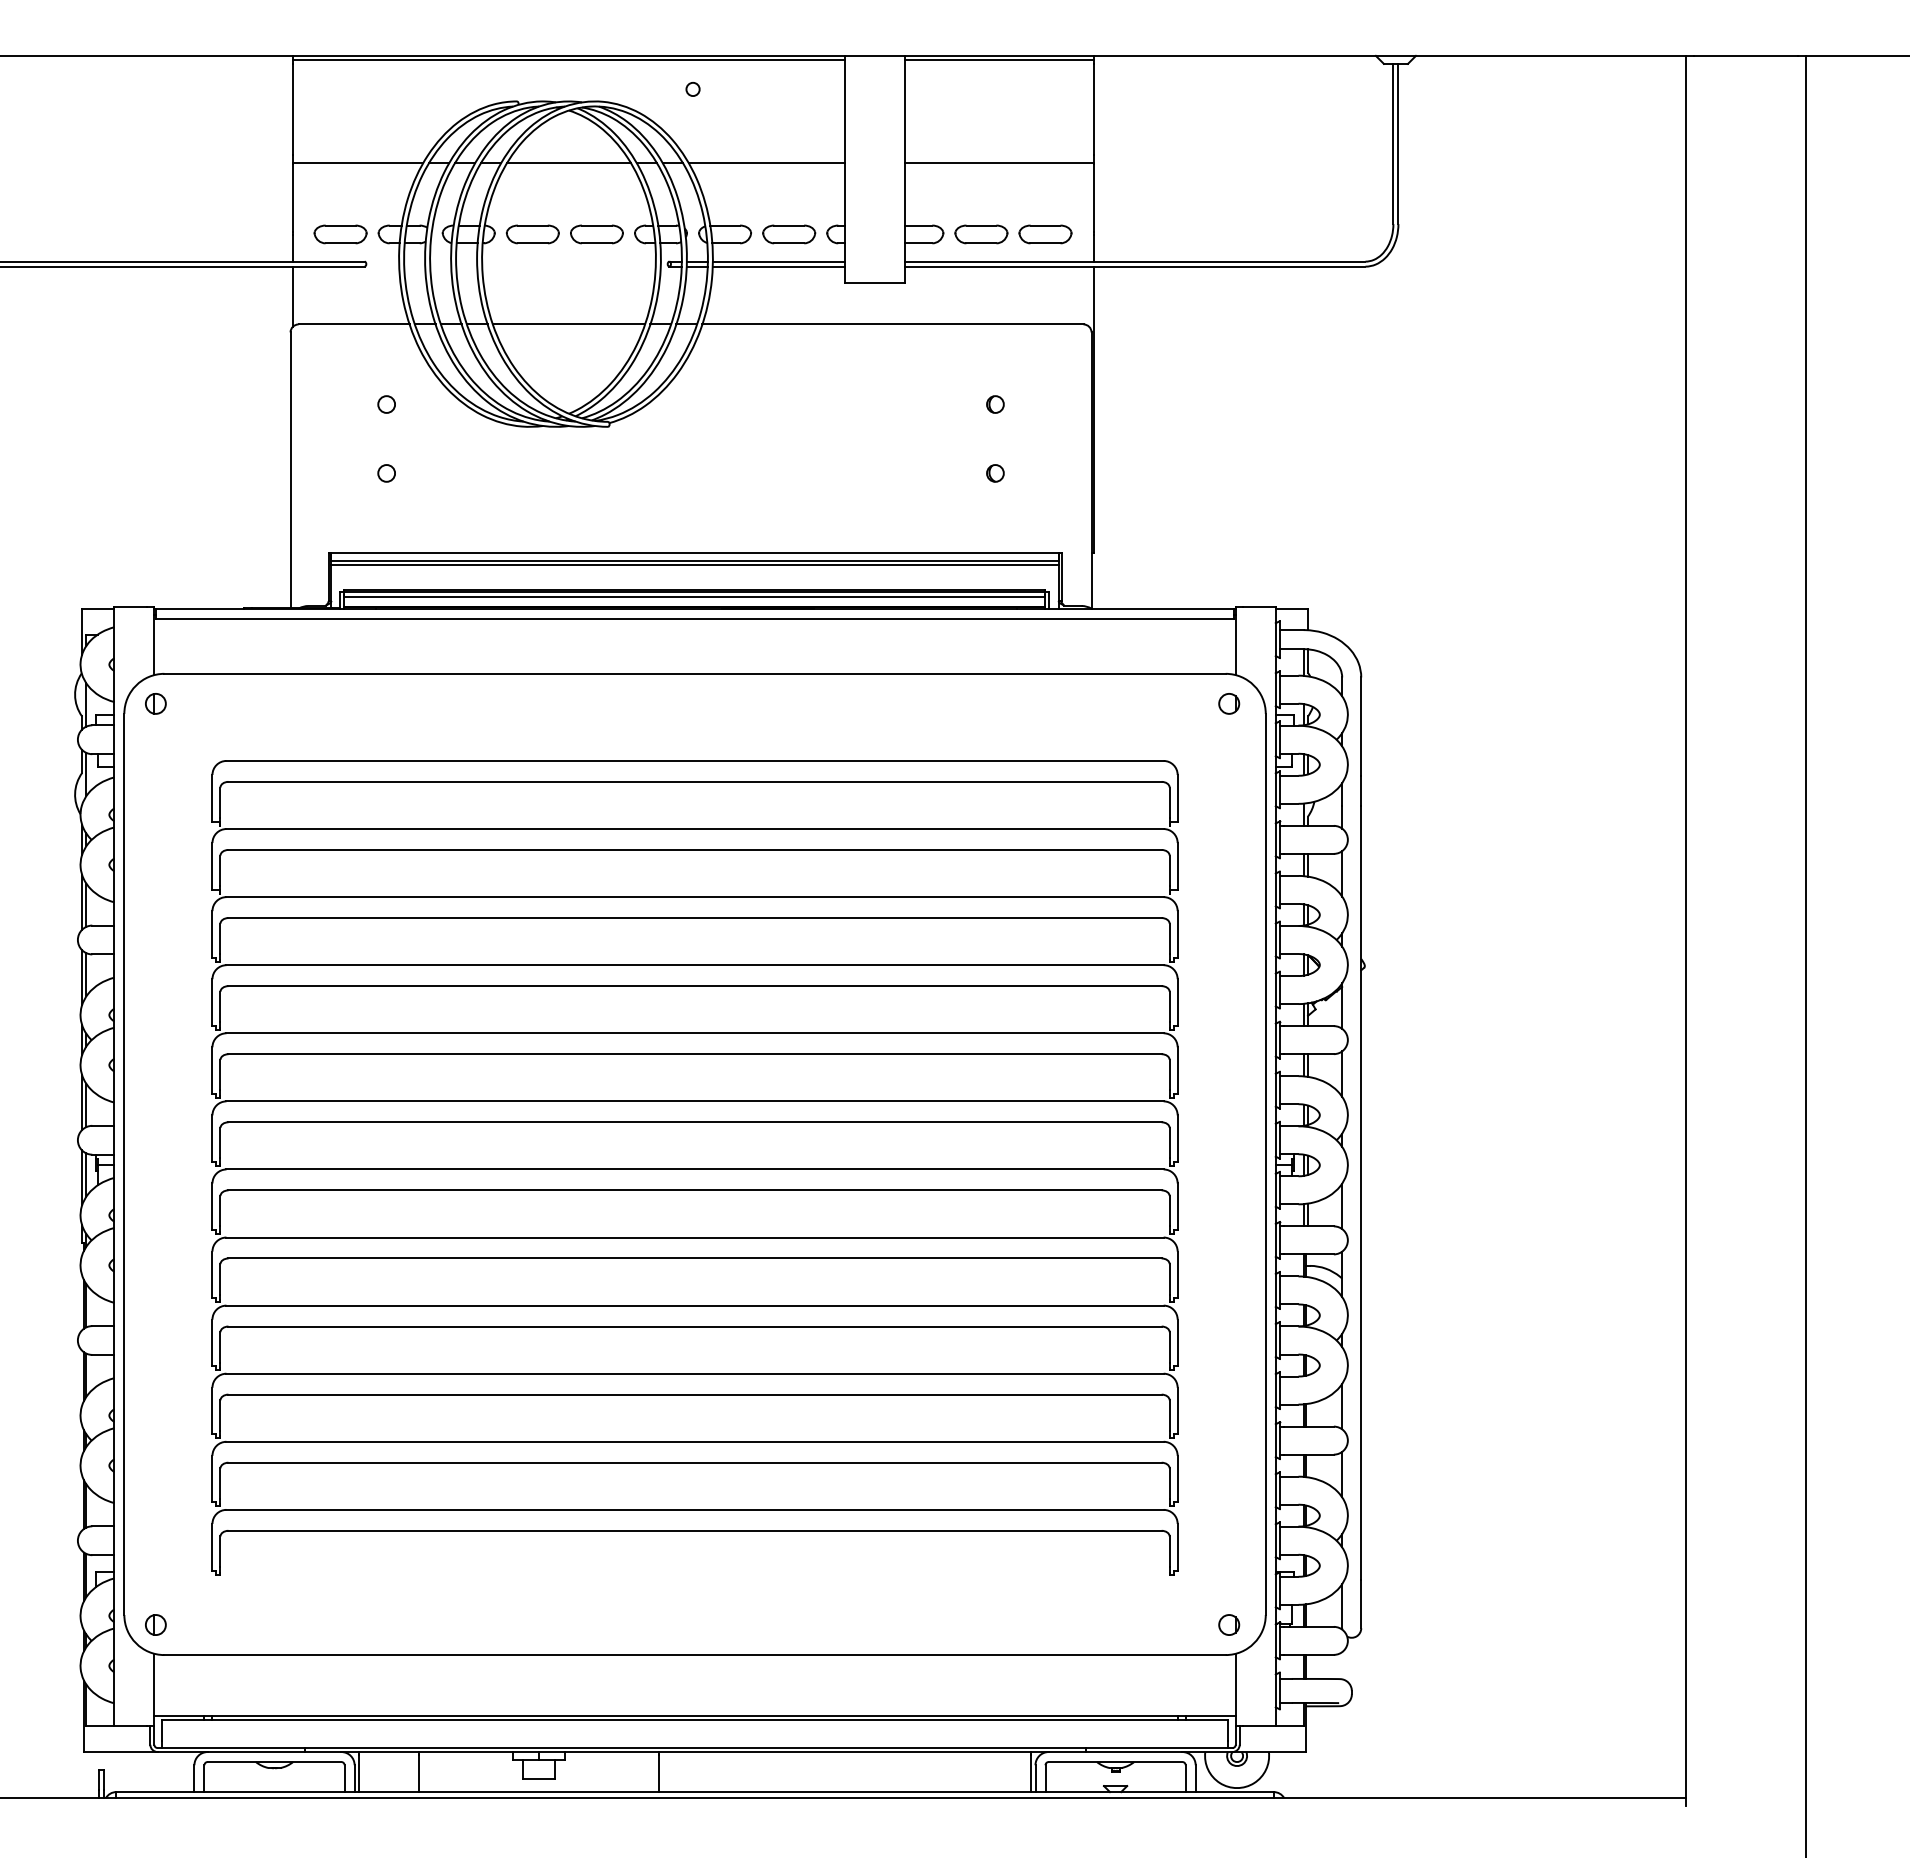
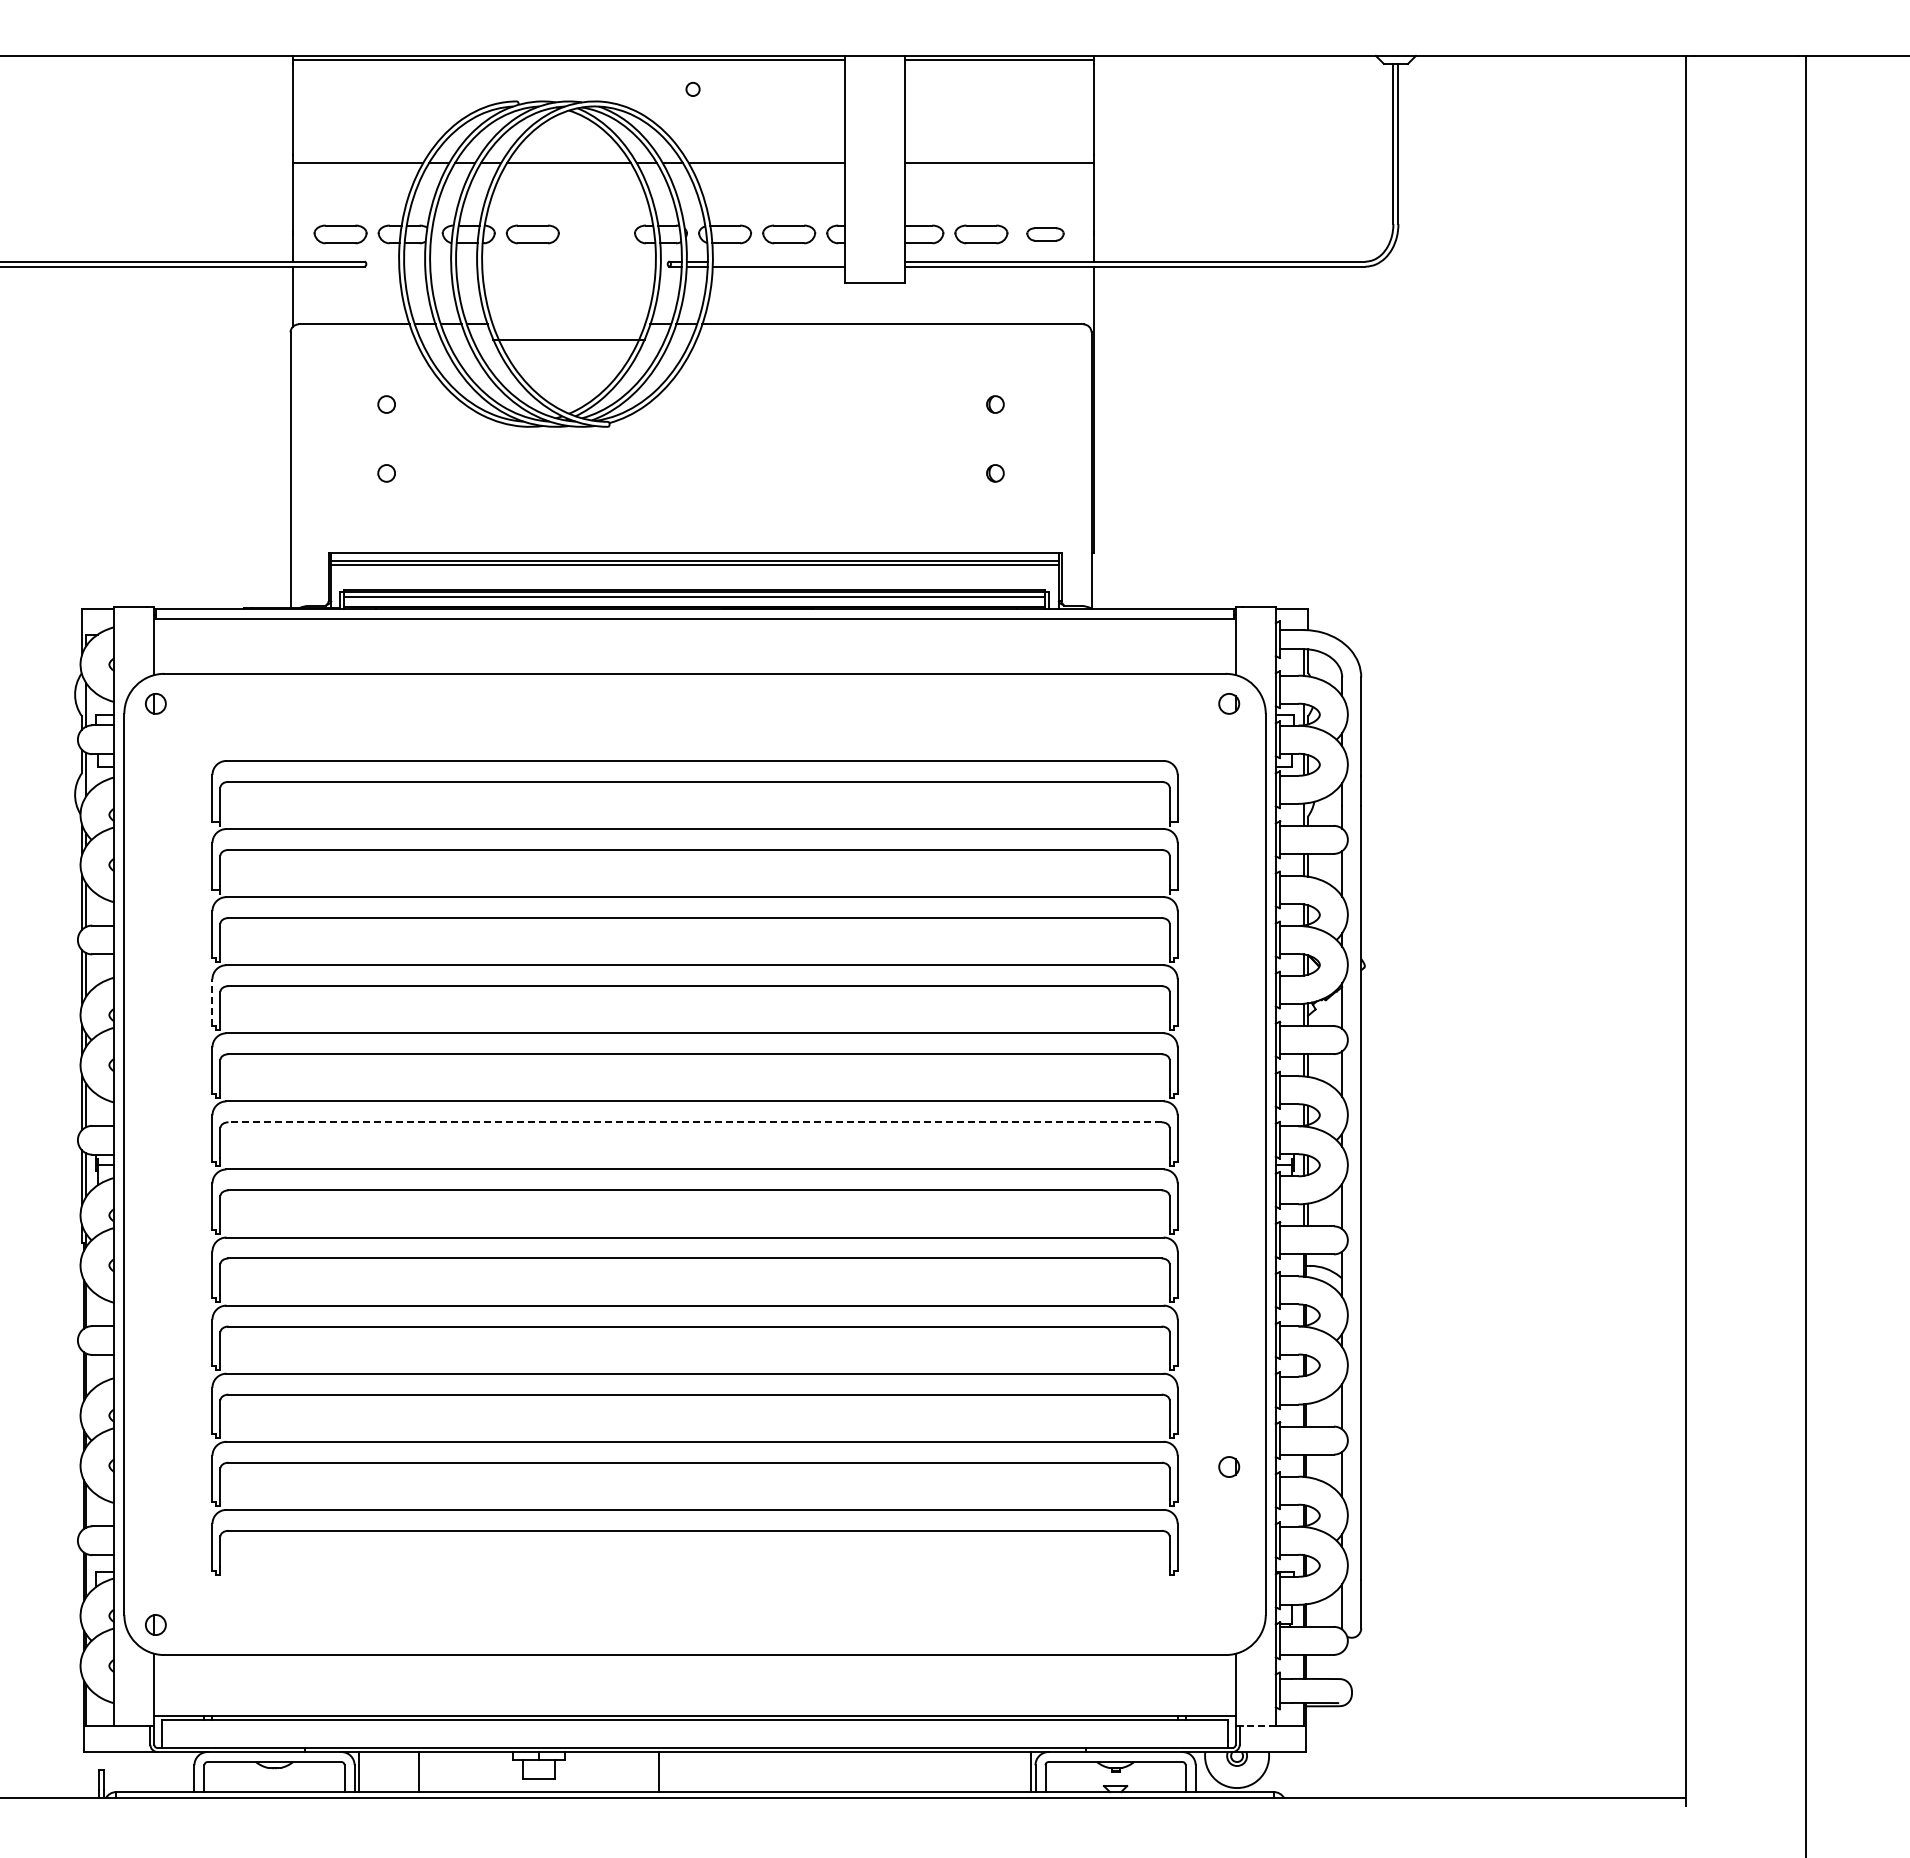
part: present -> none (596, 234)
part size: 55x21 px -> 39x15 px (1045, 234)
line: present -> none (778, 261)
line position: (568, 324) -> (568, 340) (568, 340)
line: solid -> dashed (212, 1002)
line: solid -> dashed (695, 1122)
part position: (1229, 1624) -> (1229, 1466) (1229, 1466)
line: solid -> dashed (1258, 1725)
